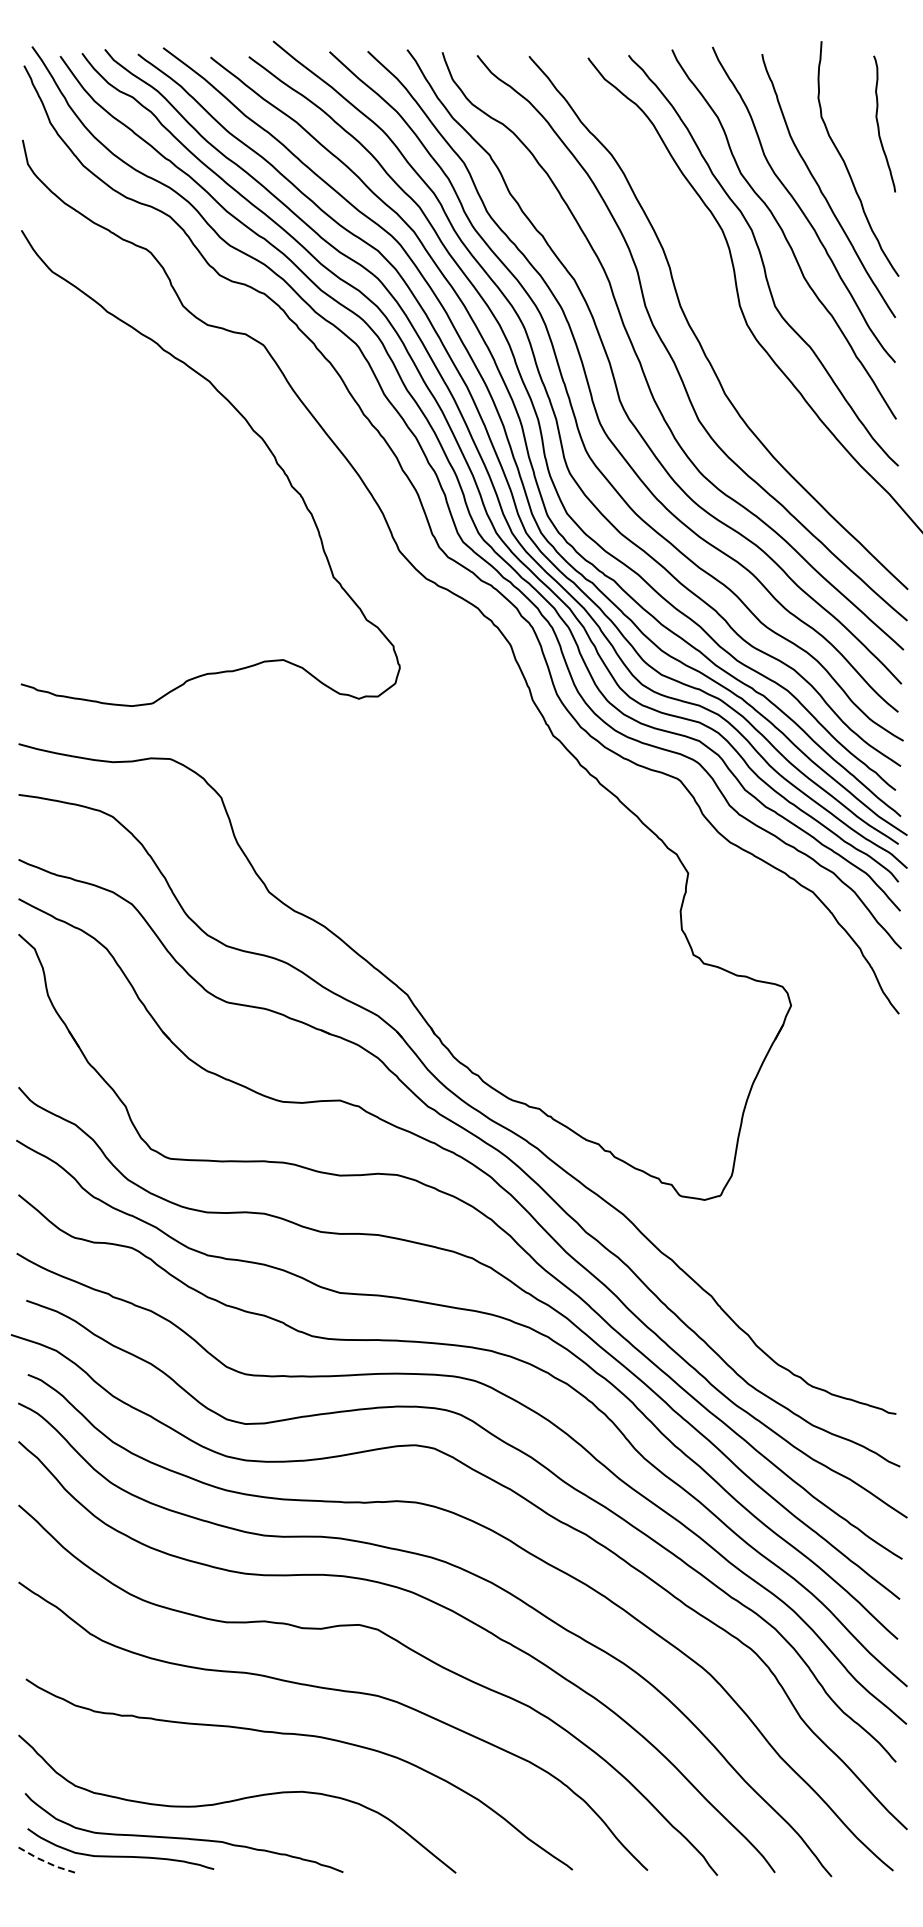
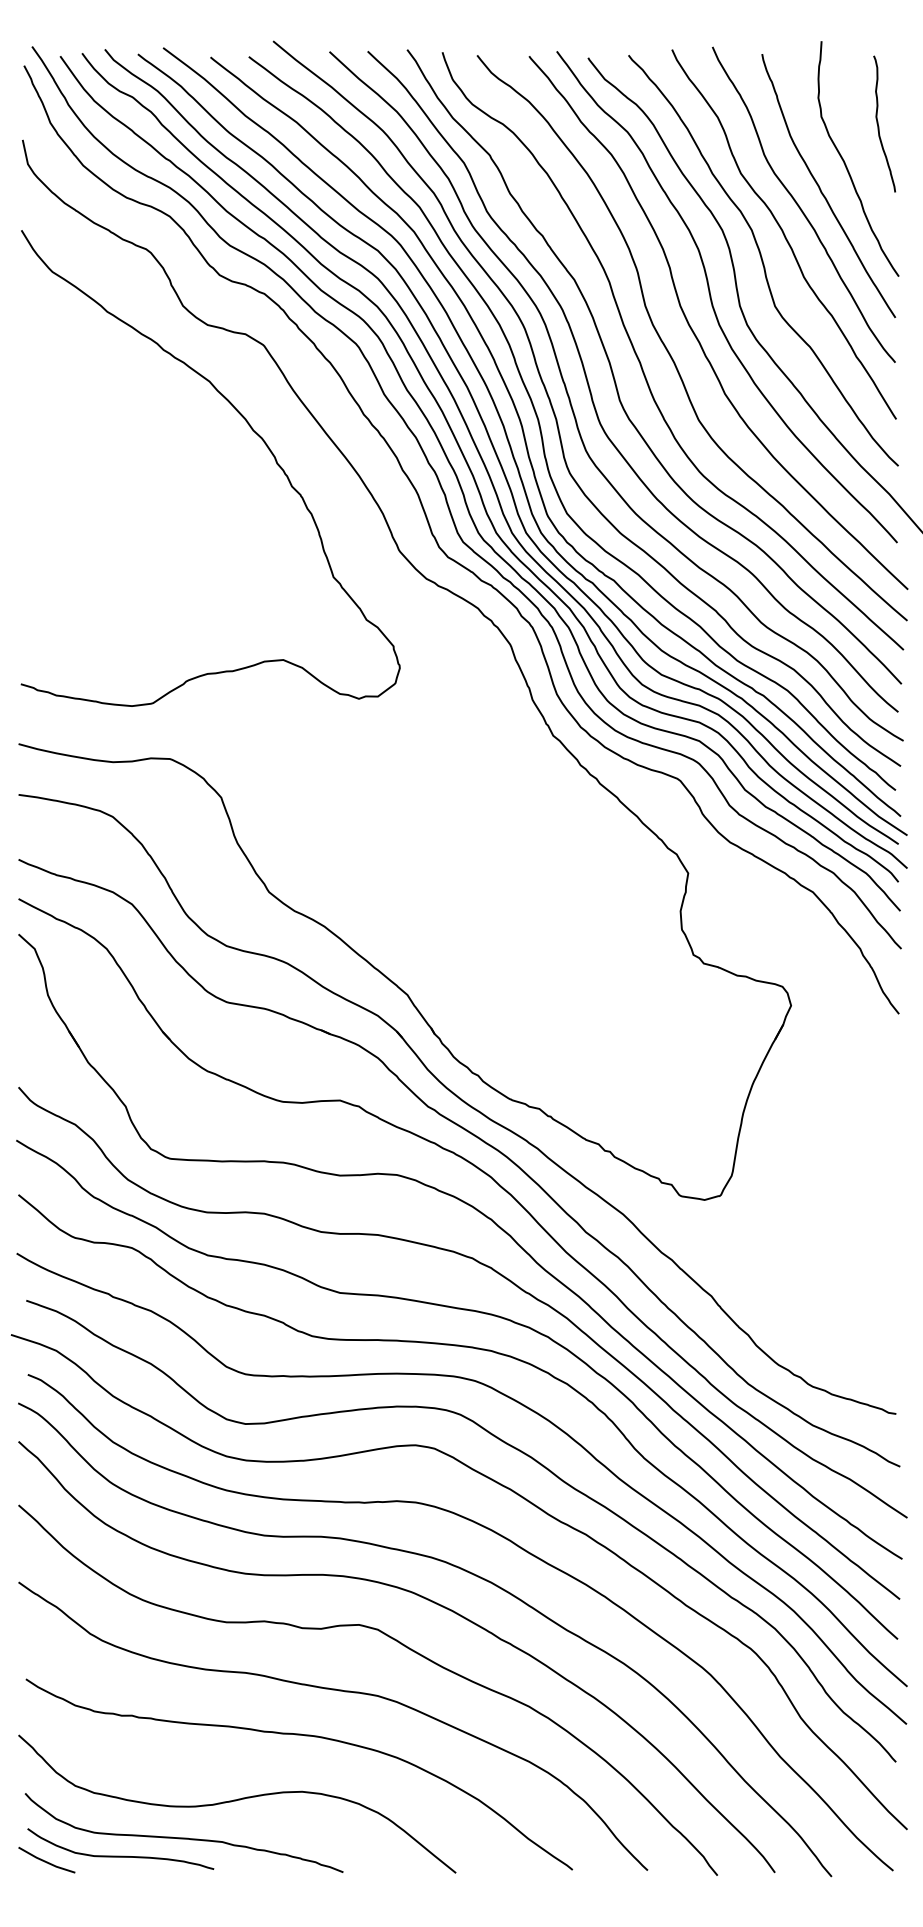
curve: none -> present (712, 300)
line: dashed -> solid (46, 1862)
